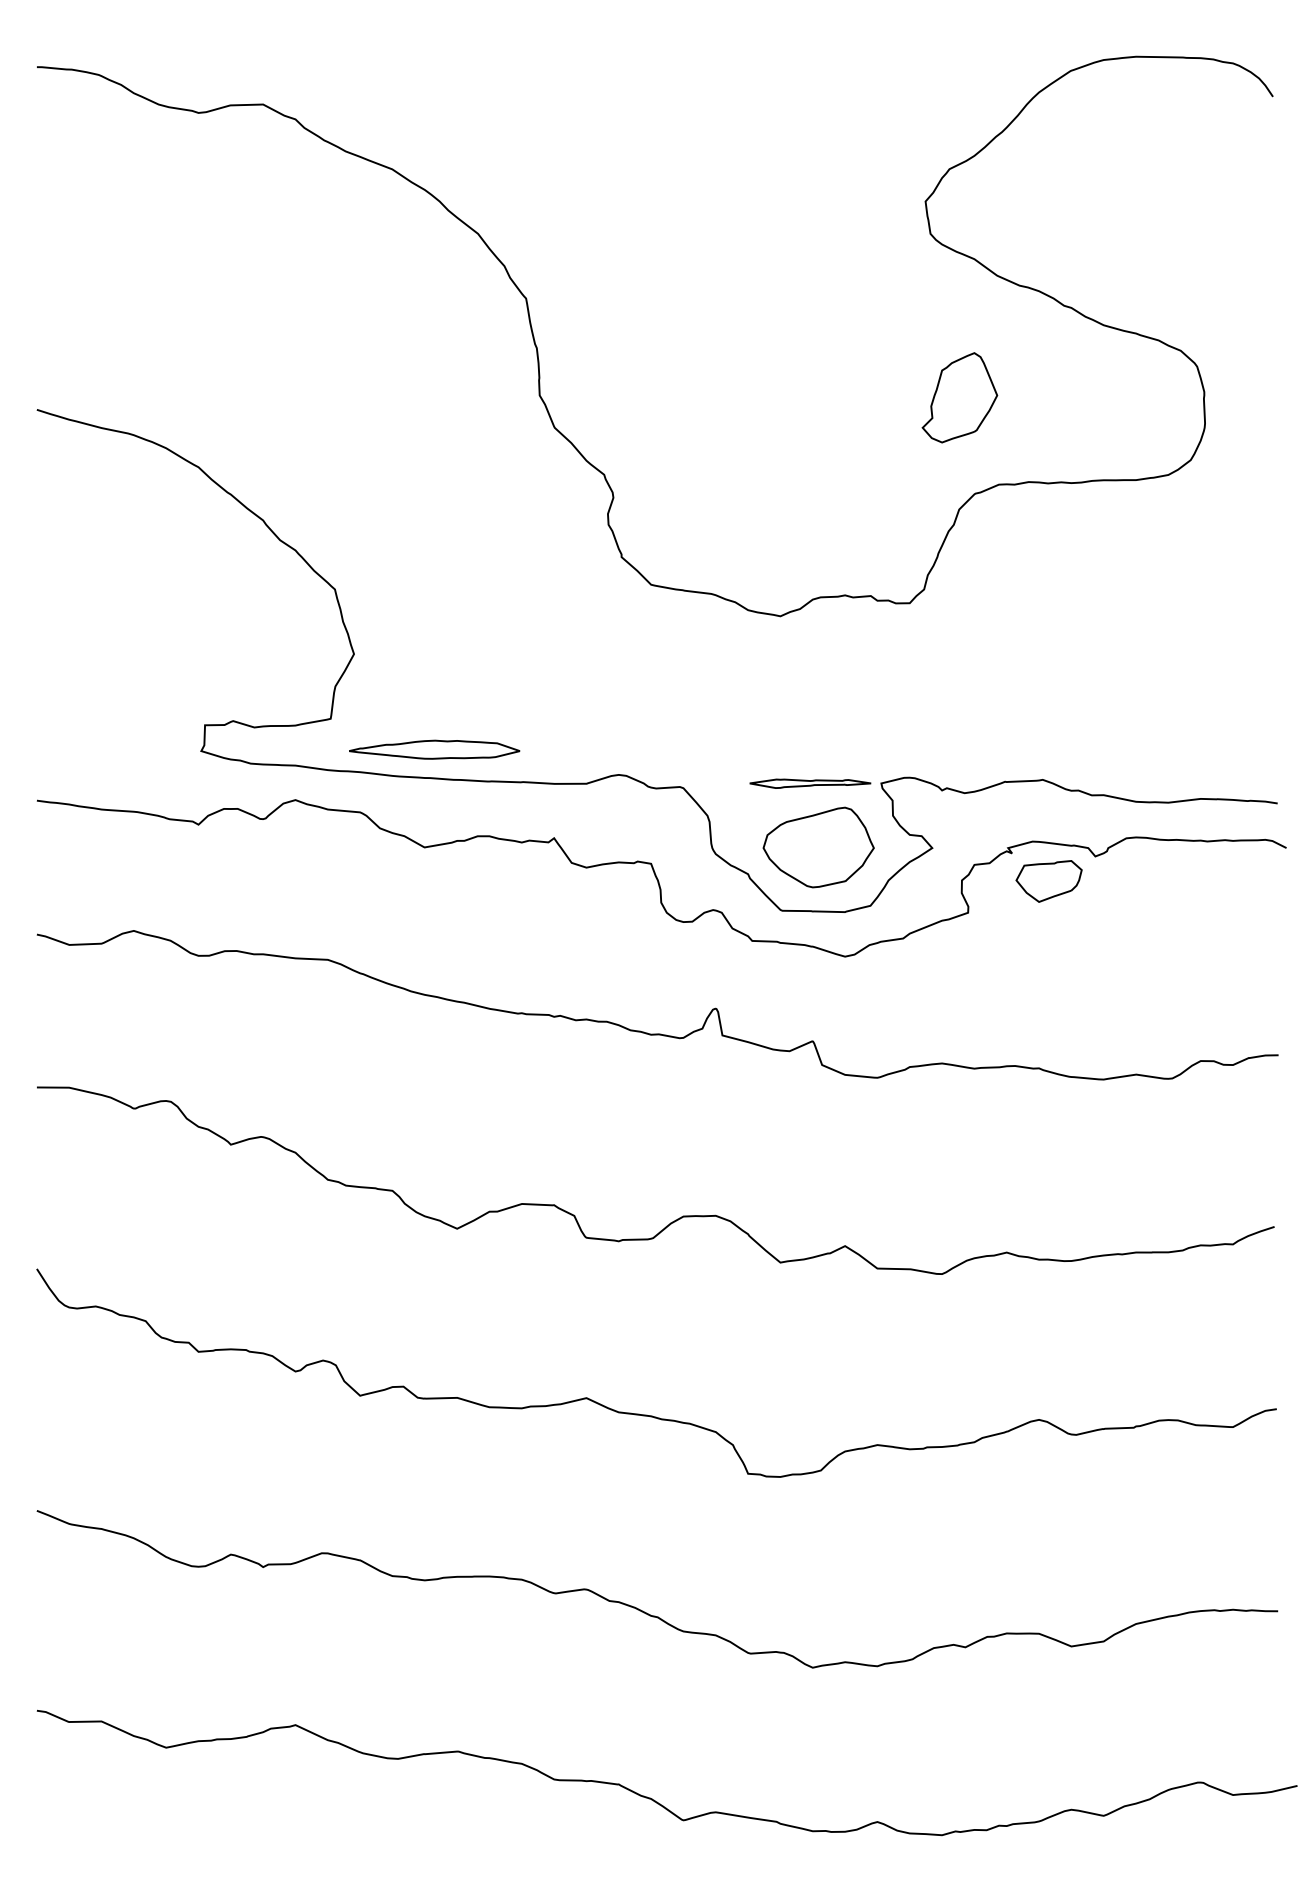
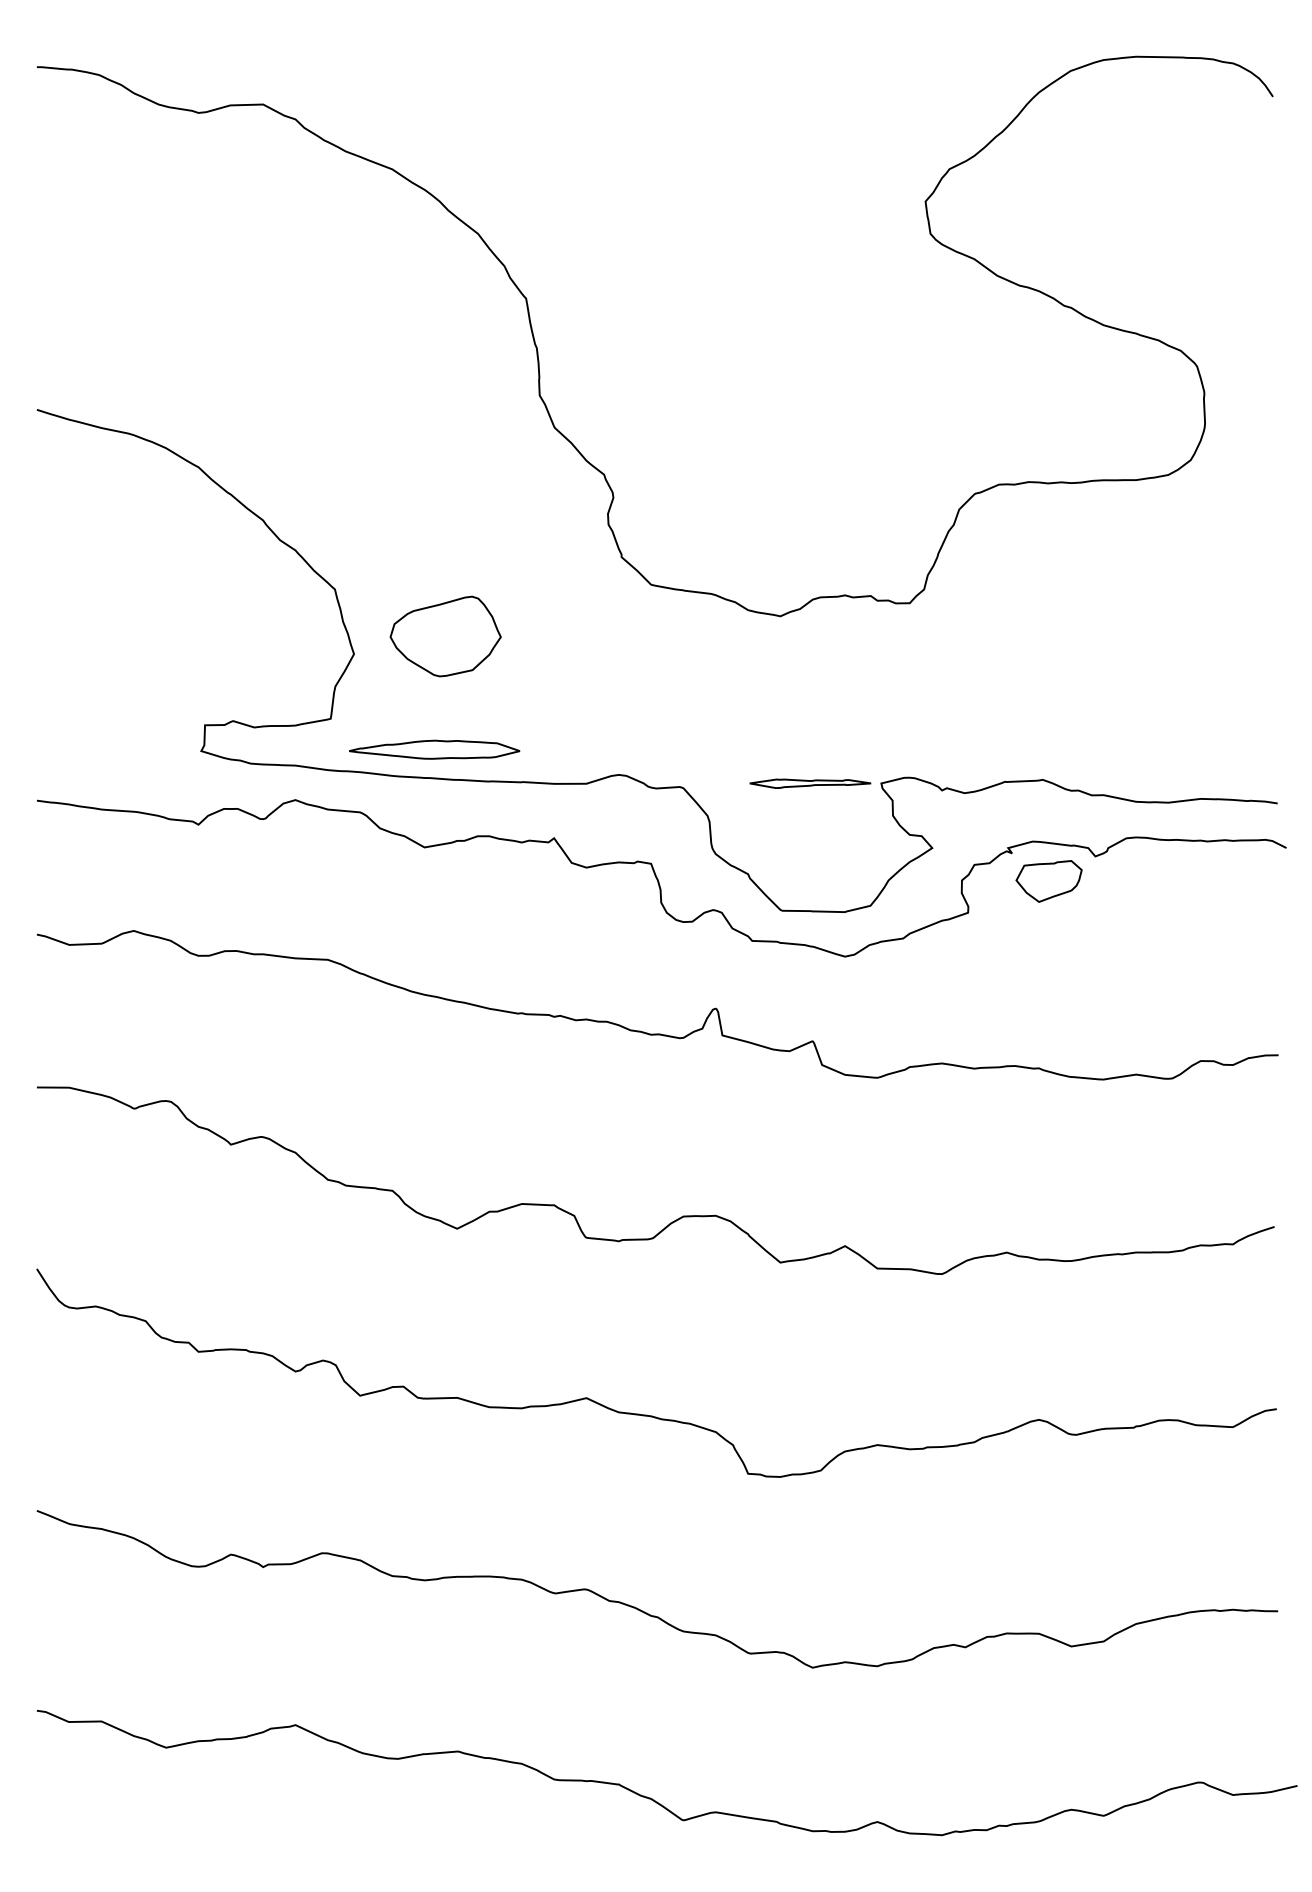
part: present -> none (959, 397)
part position: (818, 847) -> (445, 636) (445, 636)
